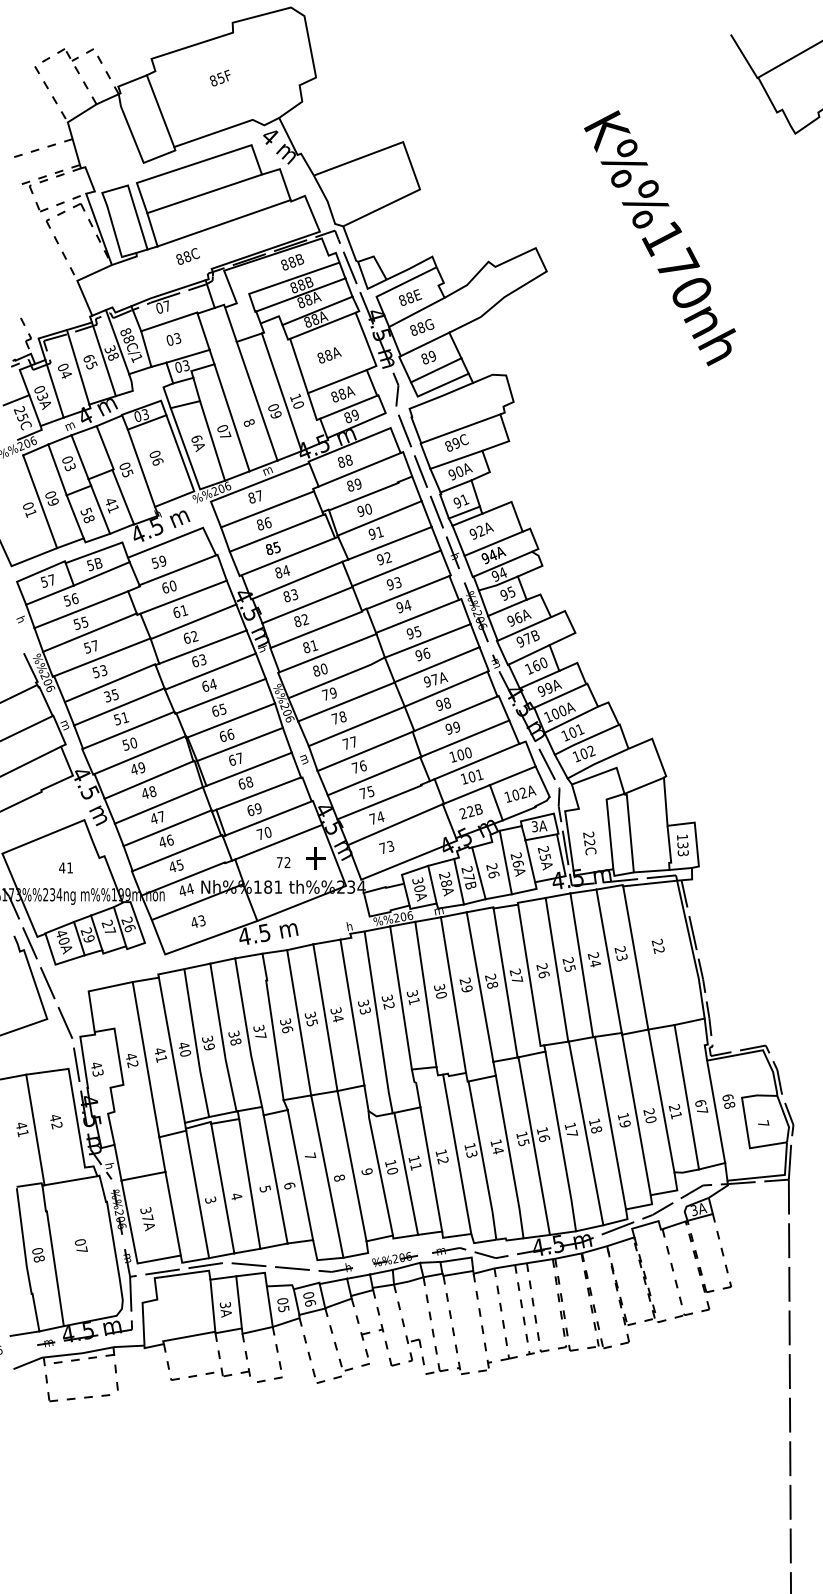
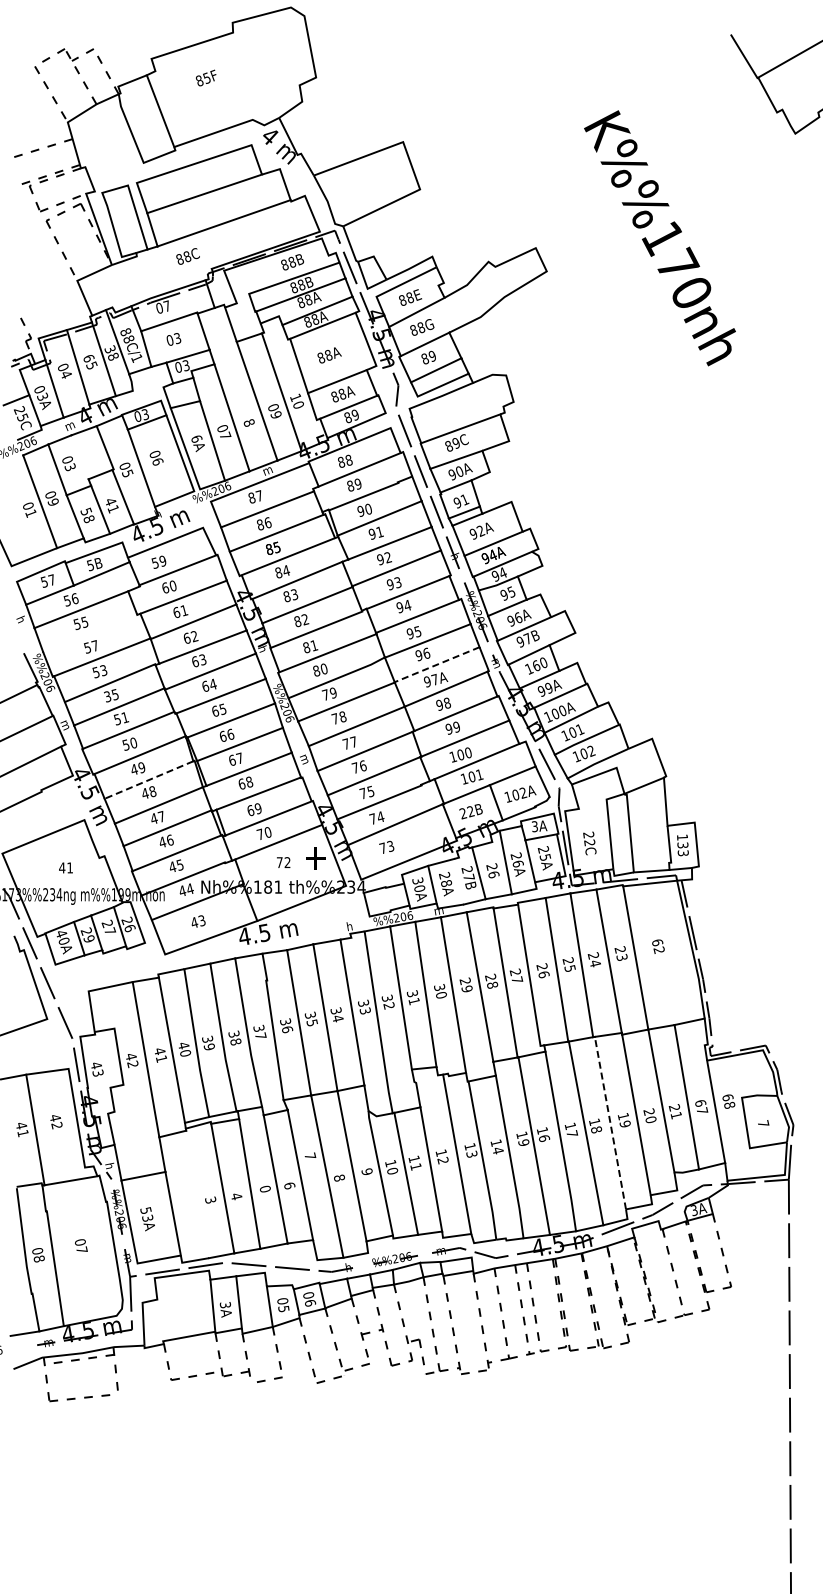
text position: (220, 77) -> (206, 77) (206, 77)
line: present -> none (79, 457)
line: present -> none (89, 632)
line: solid -> dashed (437, 664)
line: solid -> dashed (148, 780)
line: present -> none (458, 881)
text: 22 -> 62 (657, 942)
line: solid -> dashed (610, 1123)
text: 15 -> 19 (523, 1142)
text: 5 -> 0 (264, 1188)
line: present -> none (197, 1194)
text: 37A -> 53A (147, 1214)
